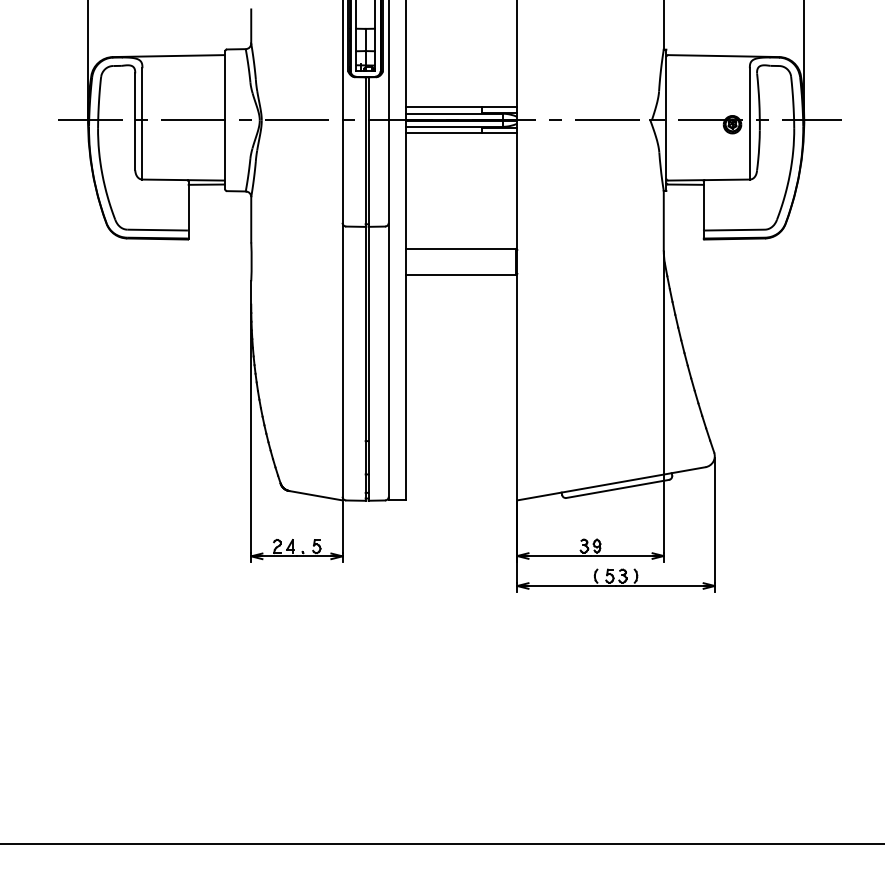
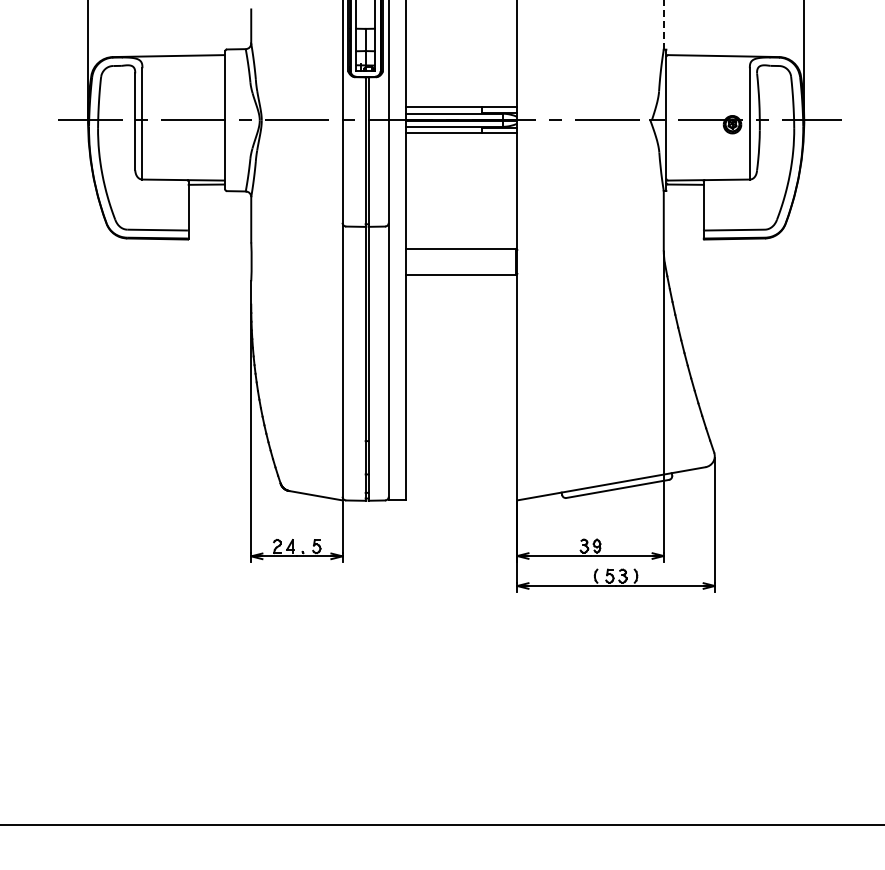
line: solid -> dashed (663, 24)
line position: (441, 843) -> (441, 824) (441, 824)
